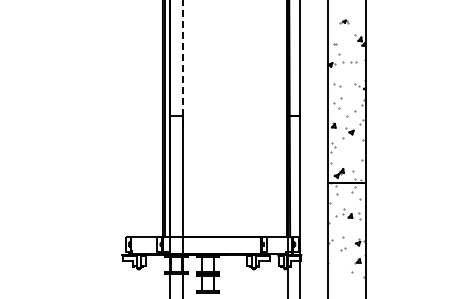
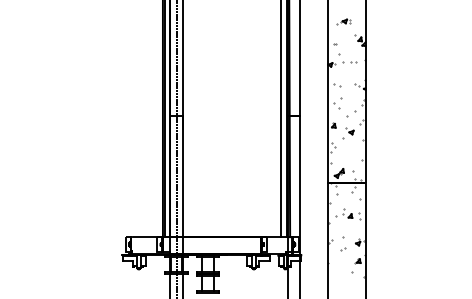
part size: 11x6 px -> 16x8 px (343, 21)
line: dashed -> solid (183, 64)
line: none -> present (281, 119)
line: none -> present (176, 148)
